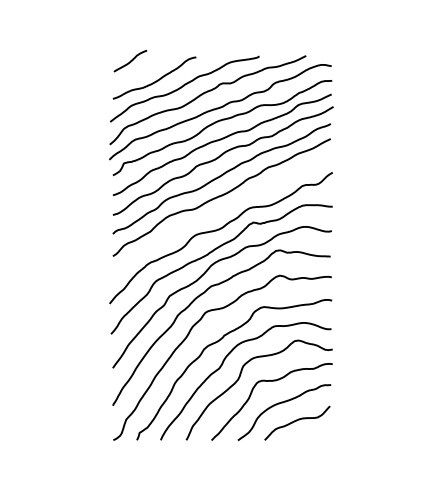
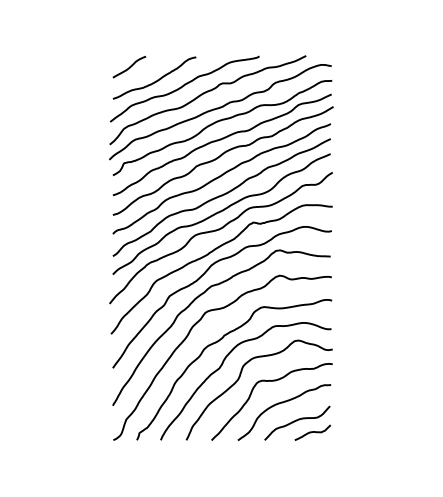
curve position: (130, 60) -> (129, 66) (129, 66)
curve: none -> present (221, 212)
curve: none -> present (312, 432)
